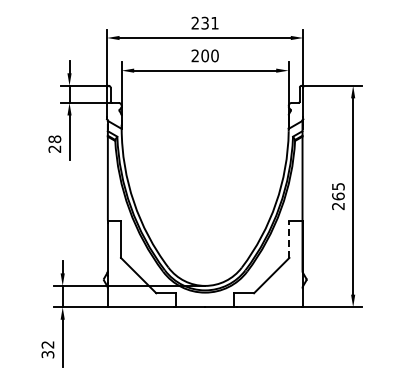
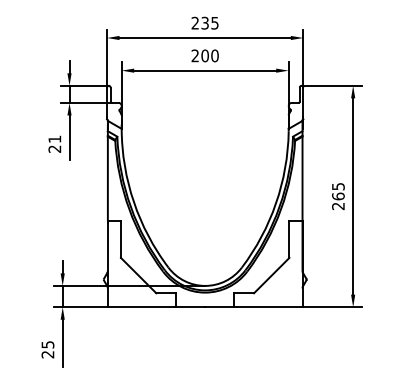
text: 231 -> 235 (214, 23)
text: 28 -> 21 (54, 139)
line: dashed -> solid (289, 239)
text: 32 -> 25 (47, 349)
